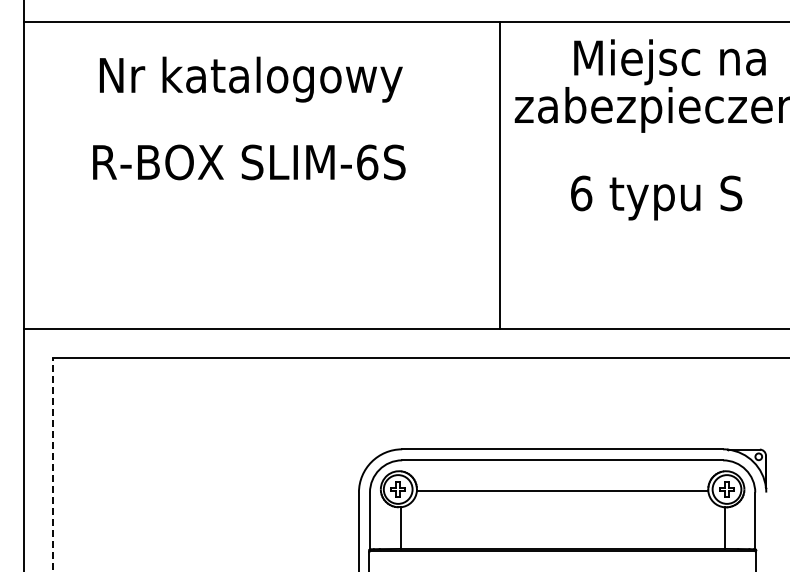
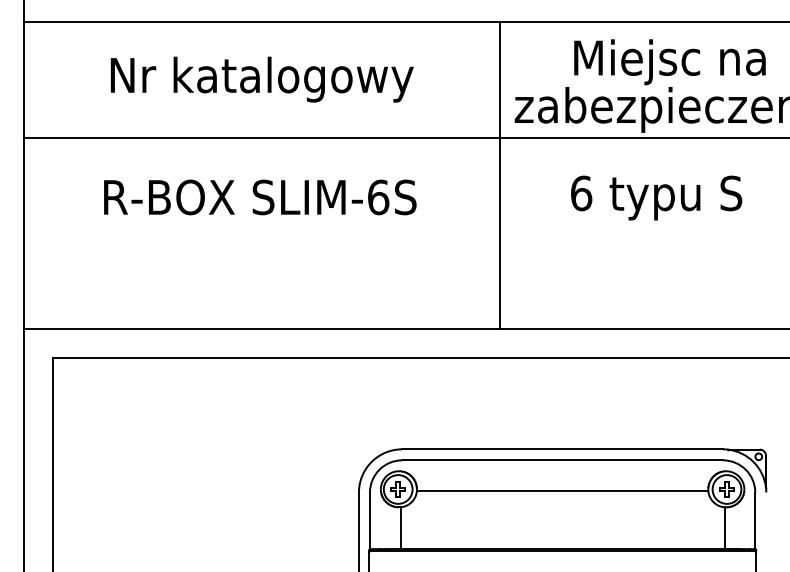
text position: (250, 79) -> (261, 79) (261, 79)
line: none -> present (404, 137)
text position: (249, 162) -> (260, 197) (260, 197)
line: dashed -> solid (52, 464)
